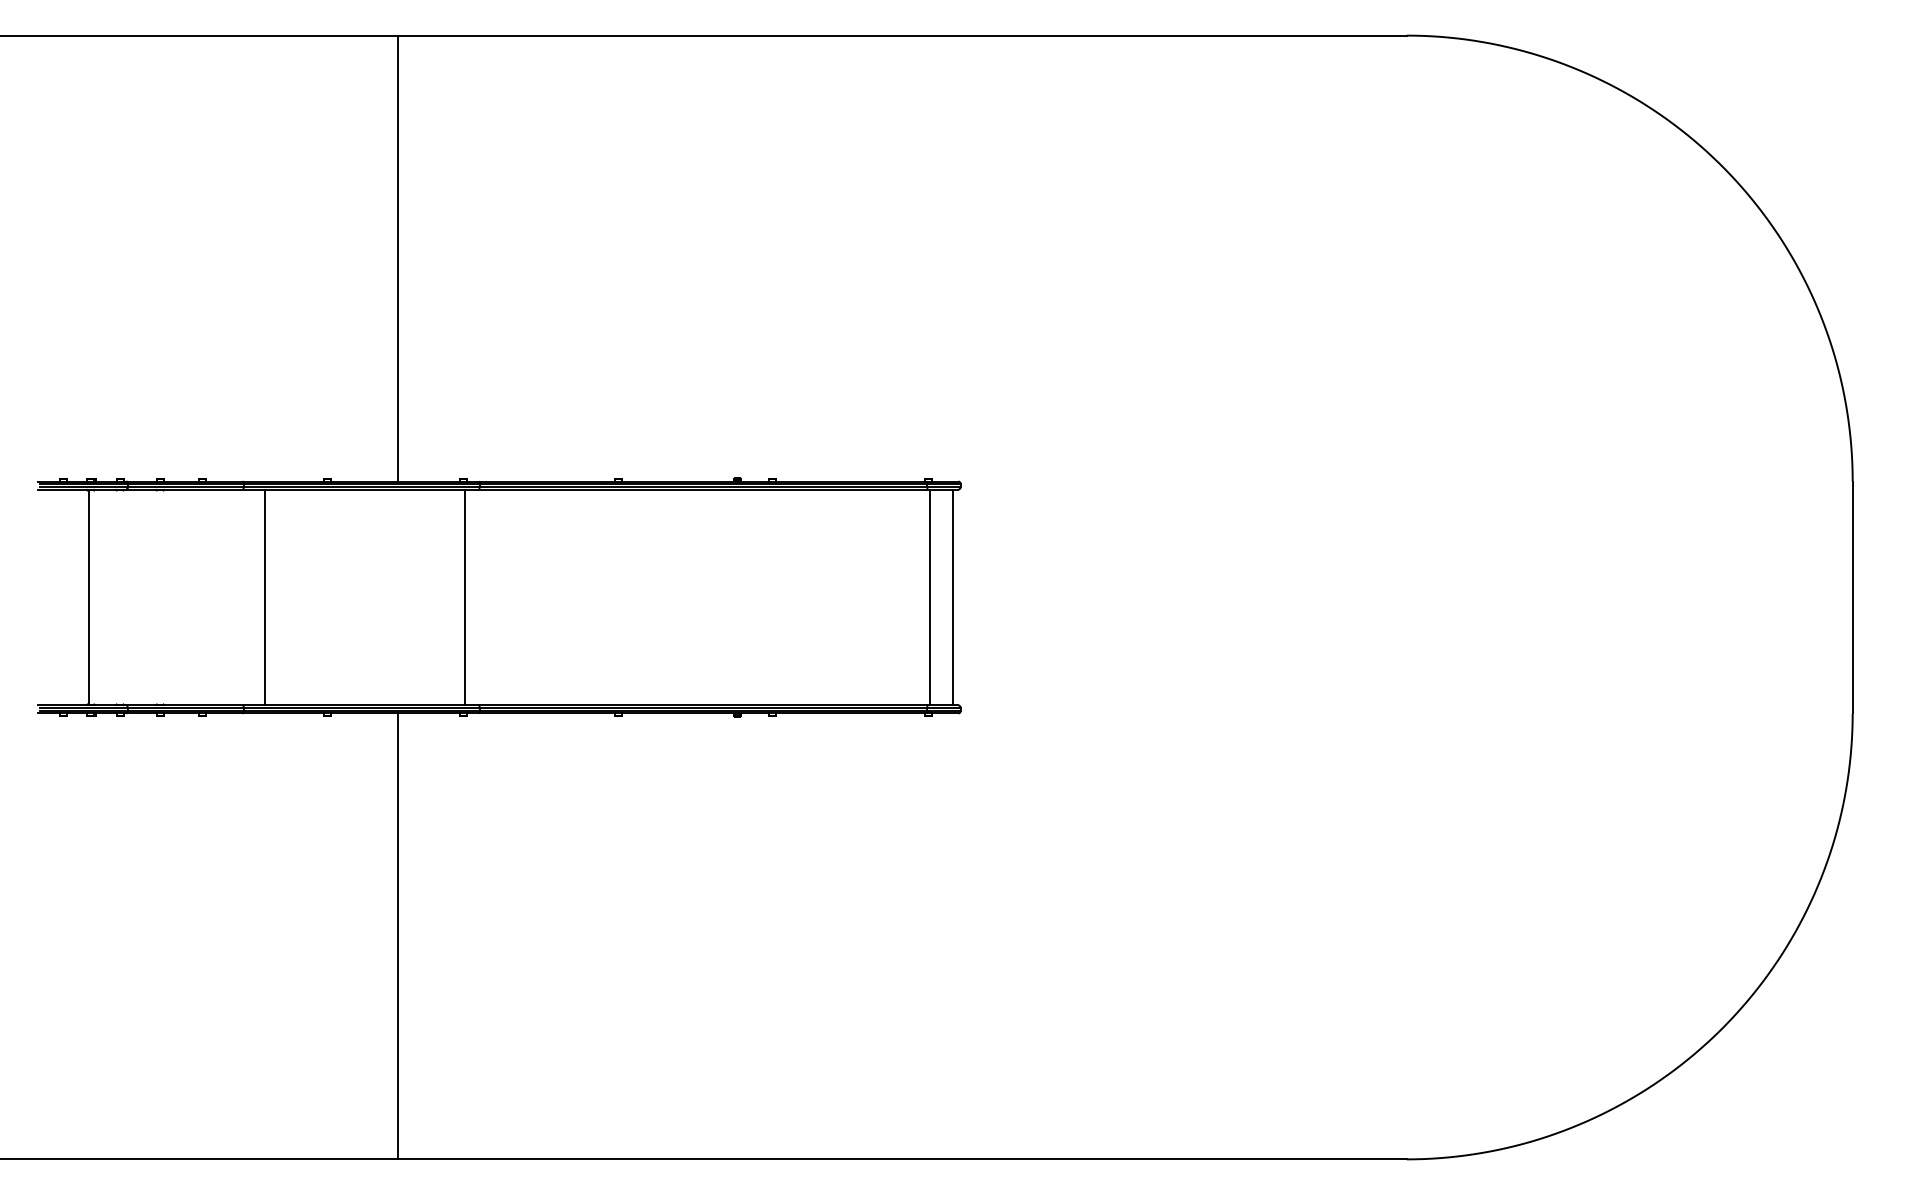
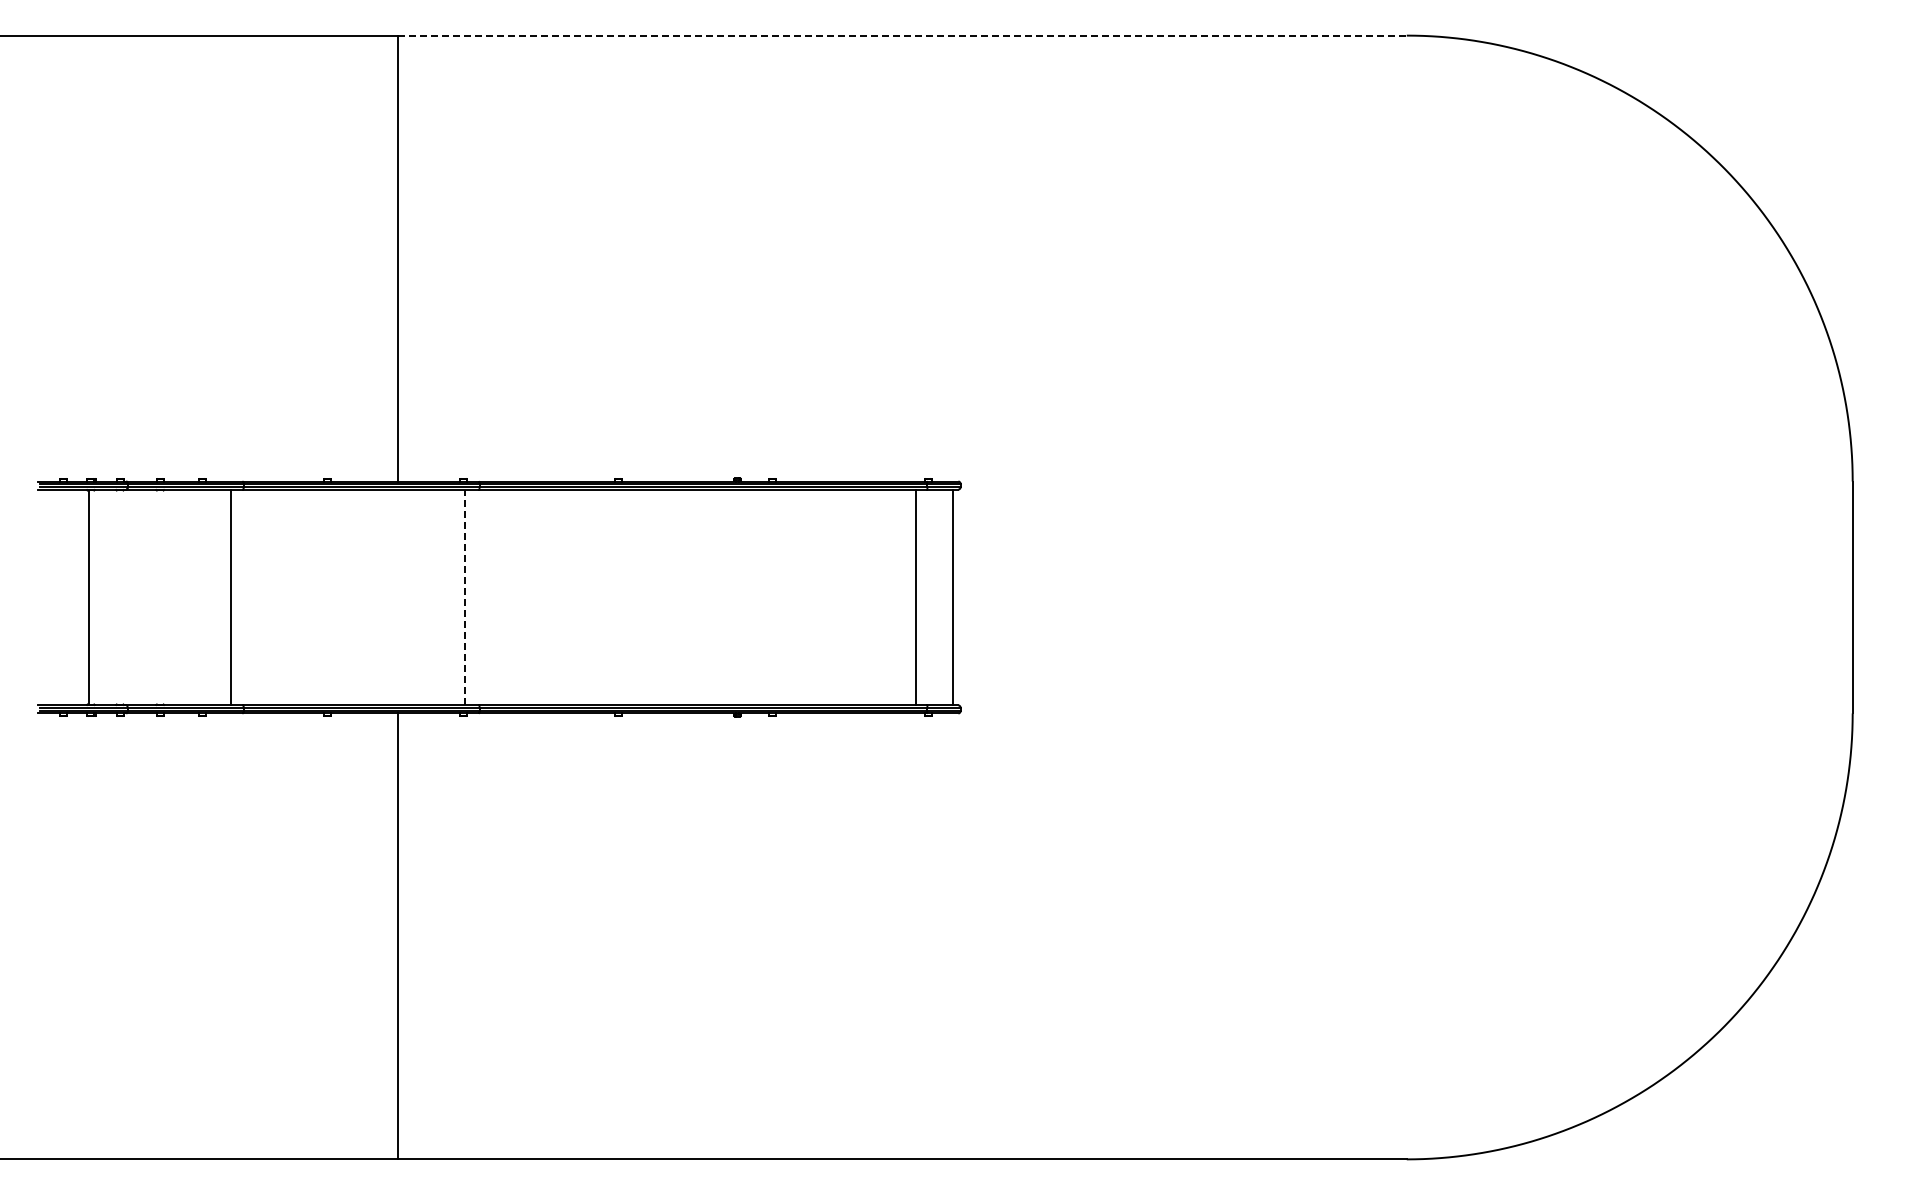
line: solid -> dashed (903, 35)
line position: (264, 597) -> (230, 597) (230, 597)
line: solid -> dashed (465, 597)
line position: (929, 597) -> (915, 597) (915, 597)
